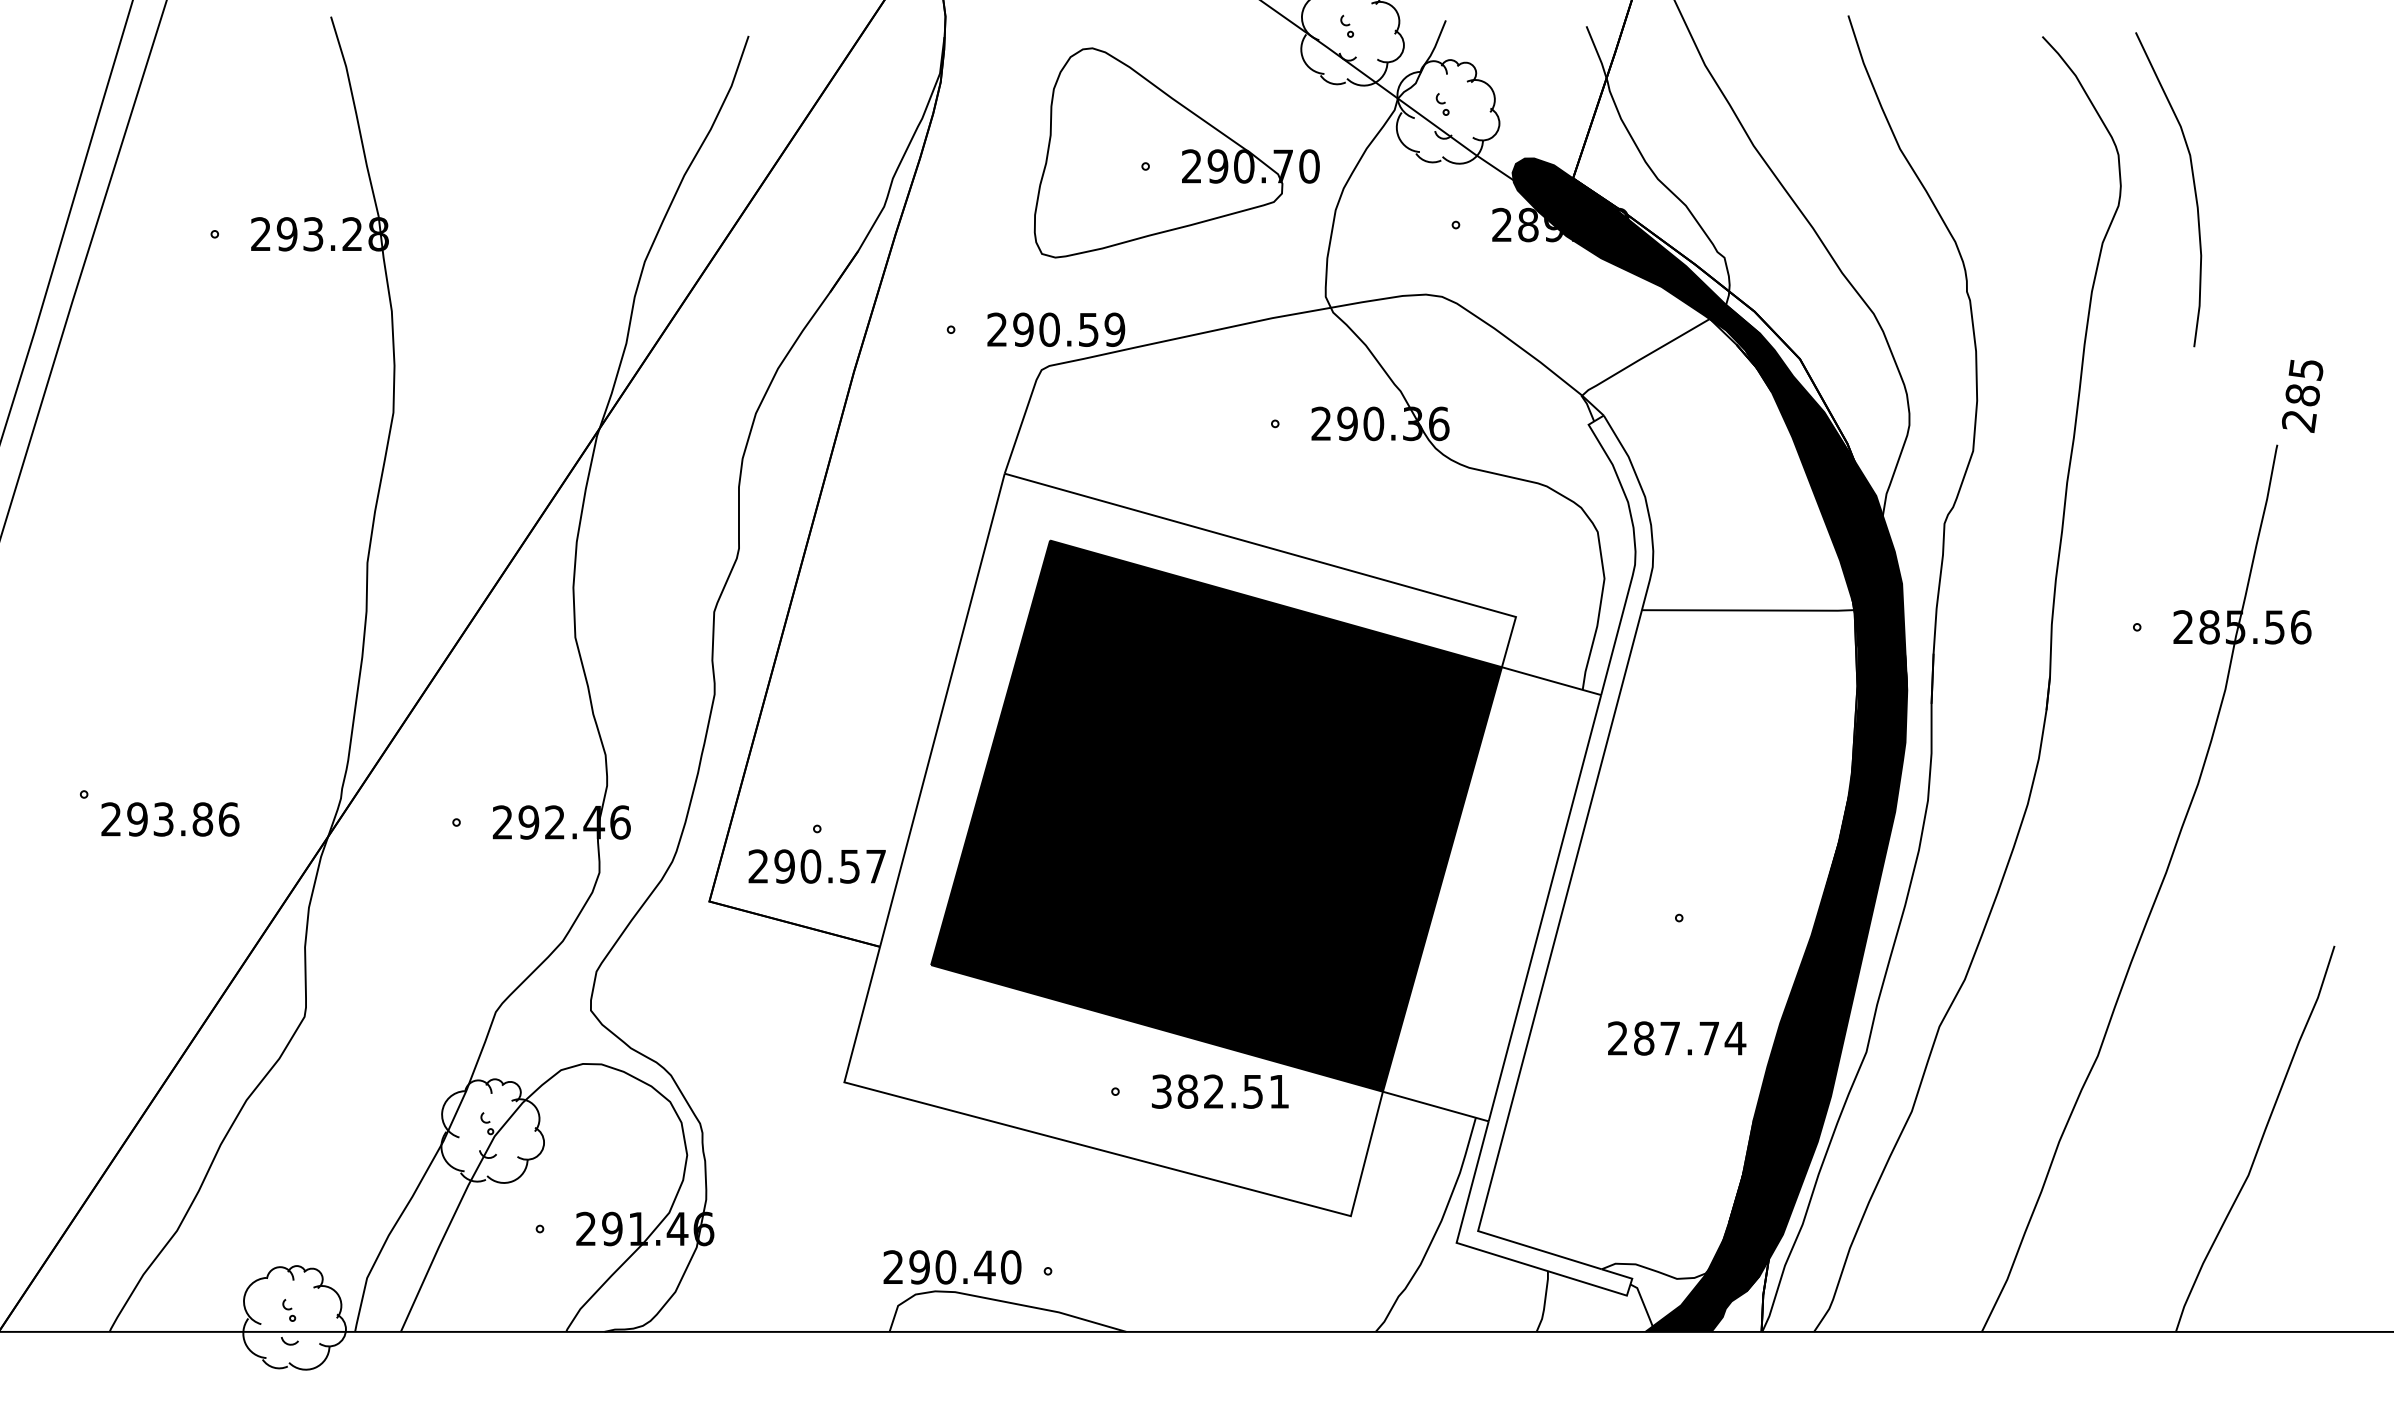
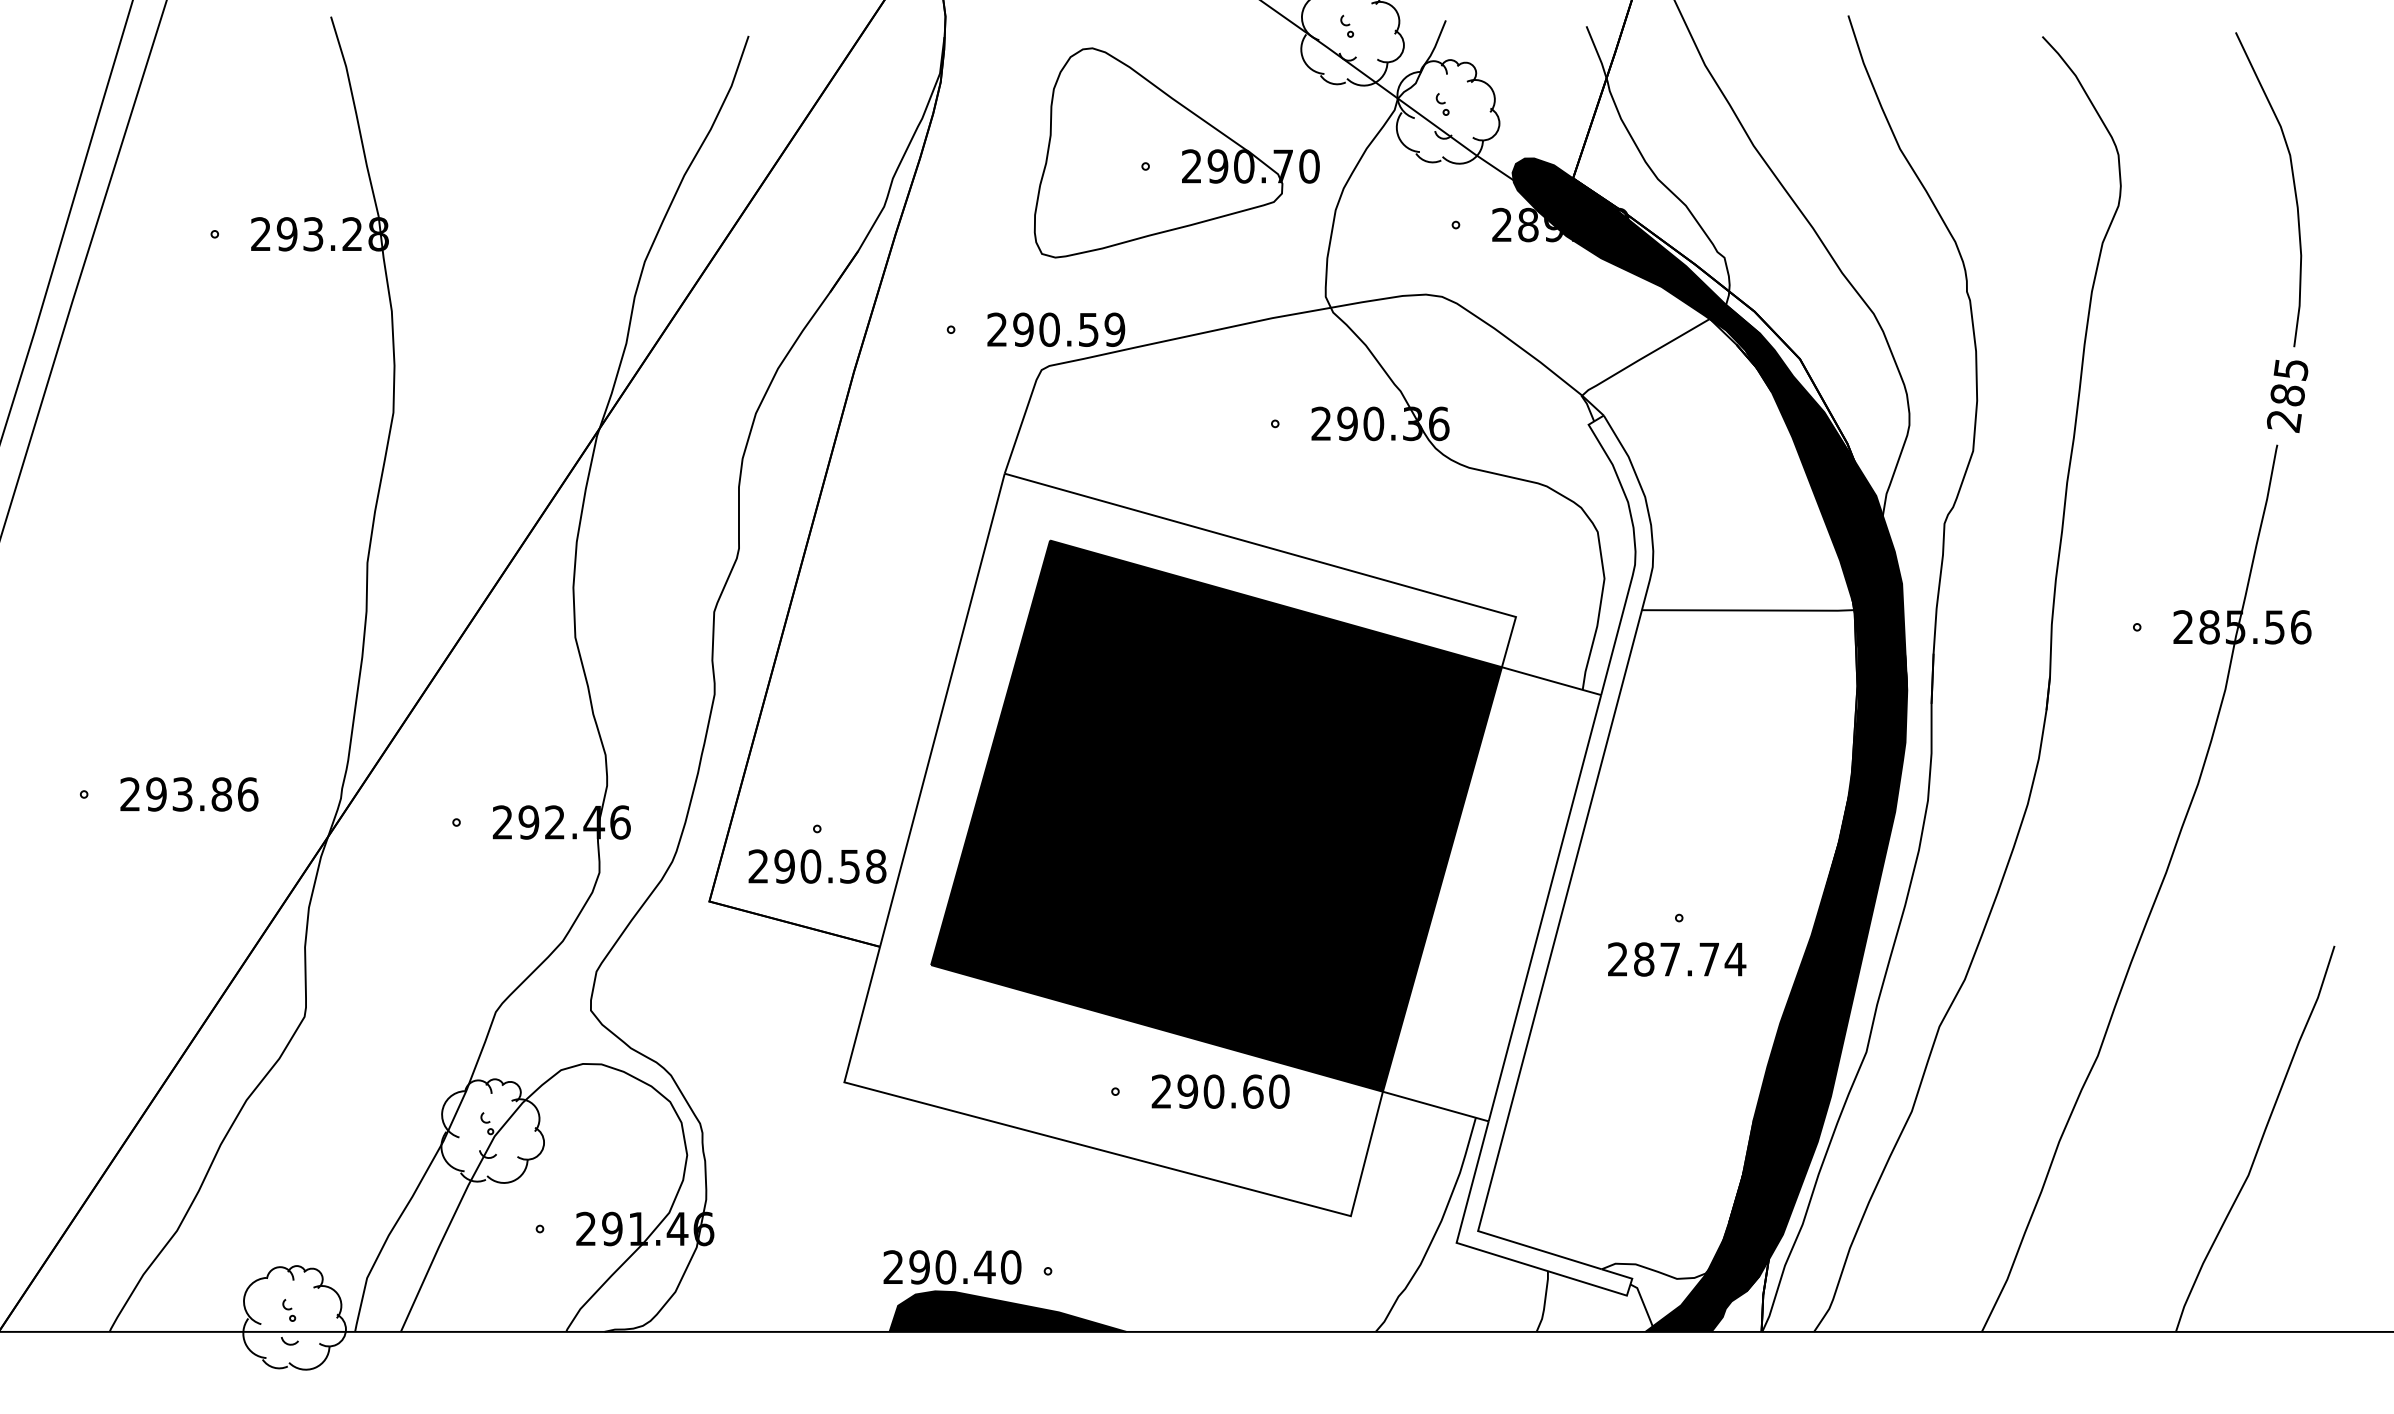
curve position: (2193, 186) -> (2293, 186) (2293, 186)
text position: (2302, 395) -> (2287, 395) (2287, 395)
text position: (170, 819) -> (189, 794) (189, 794)
text: 290.57 -> 290.58 (876, 866)
text position: (1677, 1038) -> (1677, 959) (1677, 959)
text: 382.51 -> 290.60 (1220, 1091)
fill: none -> present (1007, 1311)
